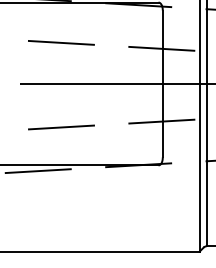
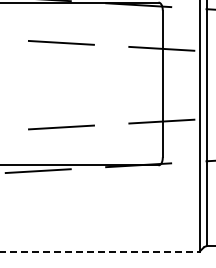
line: present -> none (107, 84)
line: solid -> dashed (100, 251)
